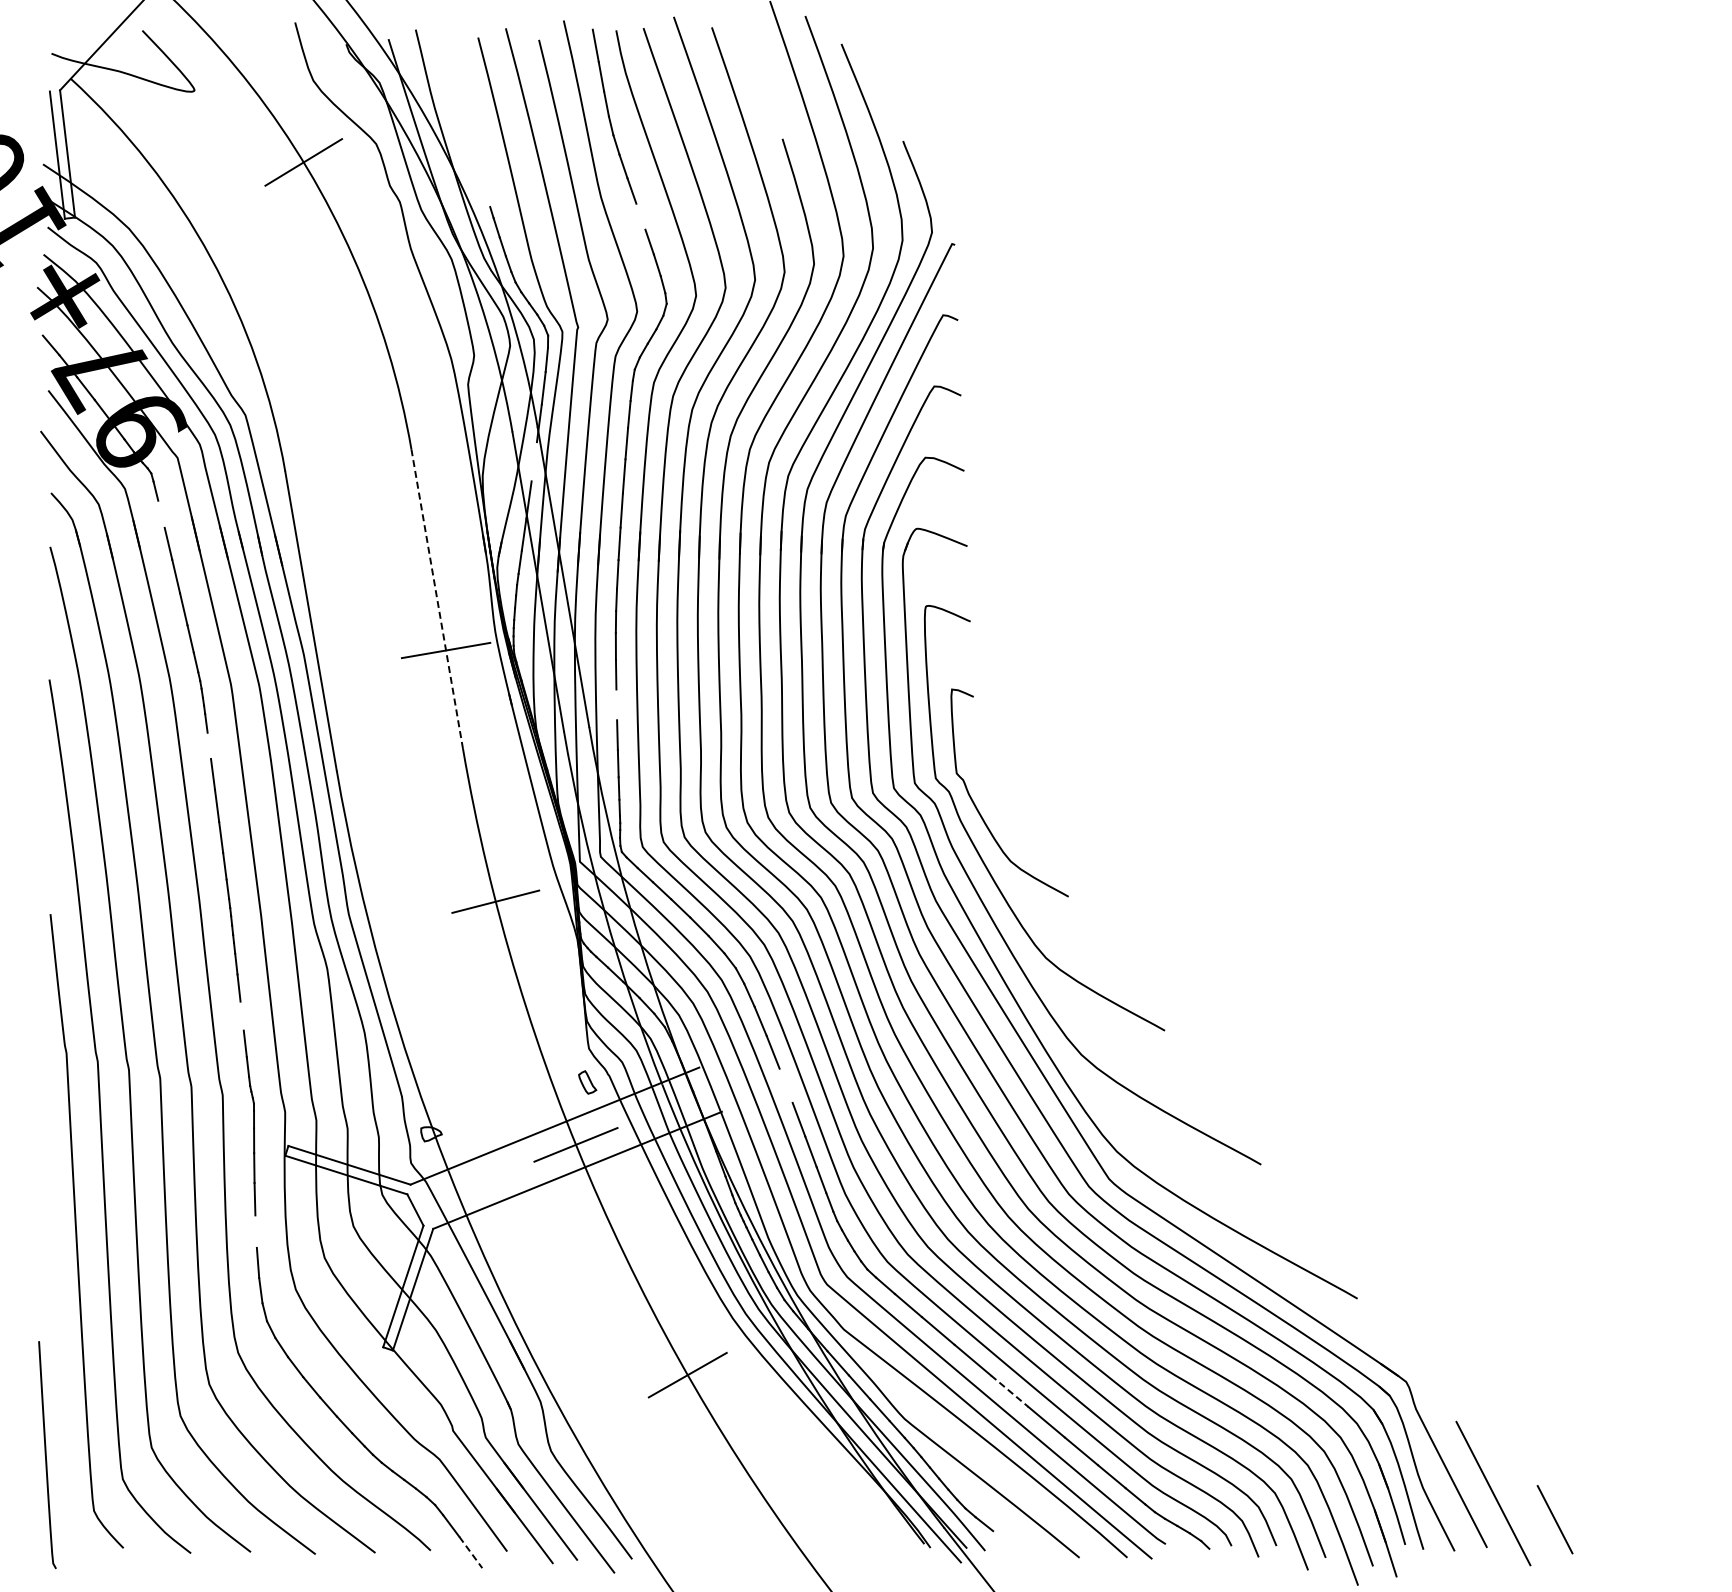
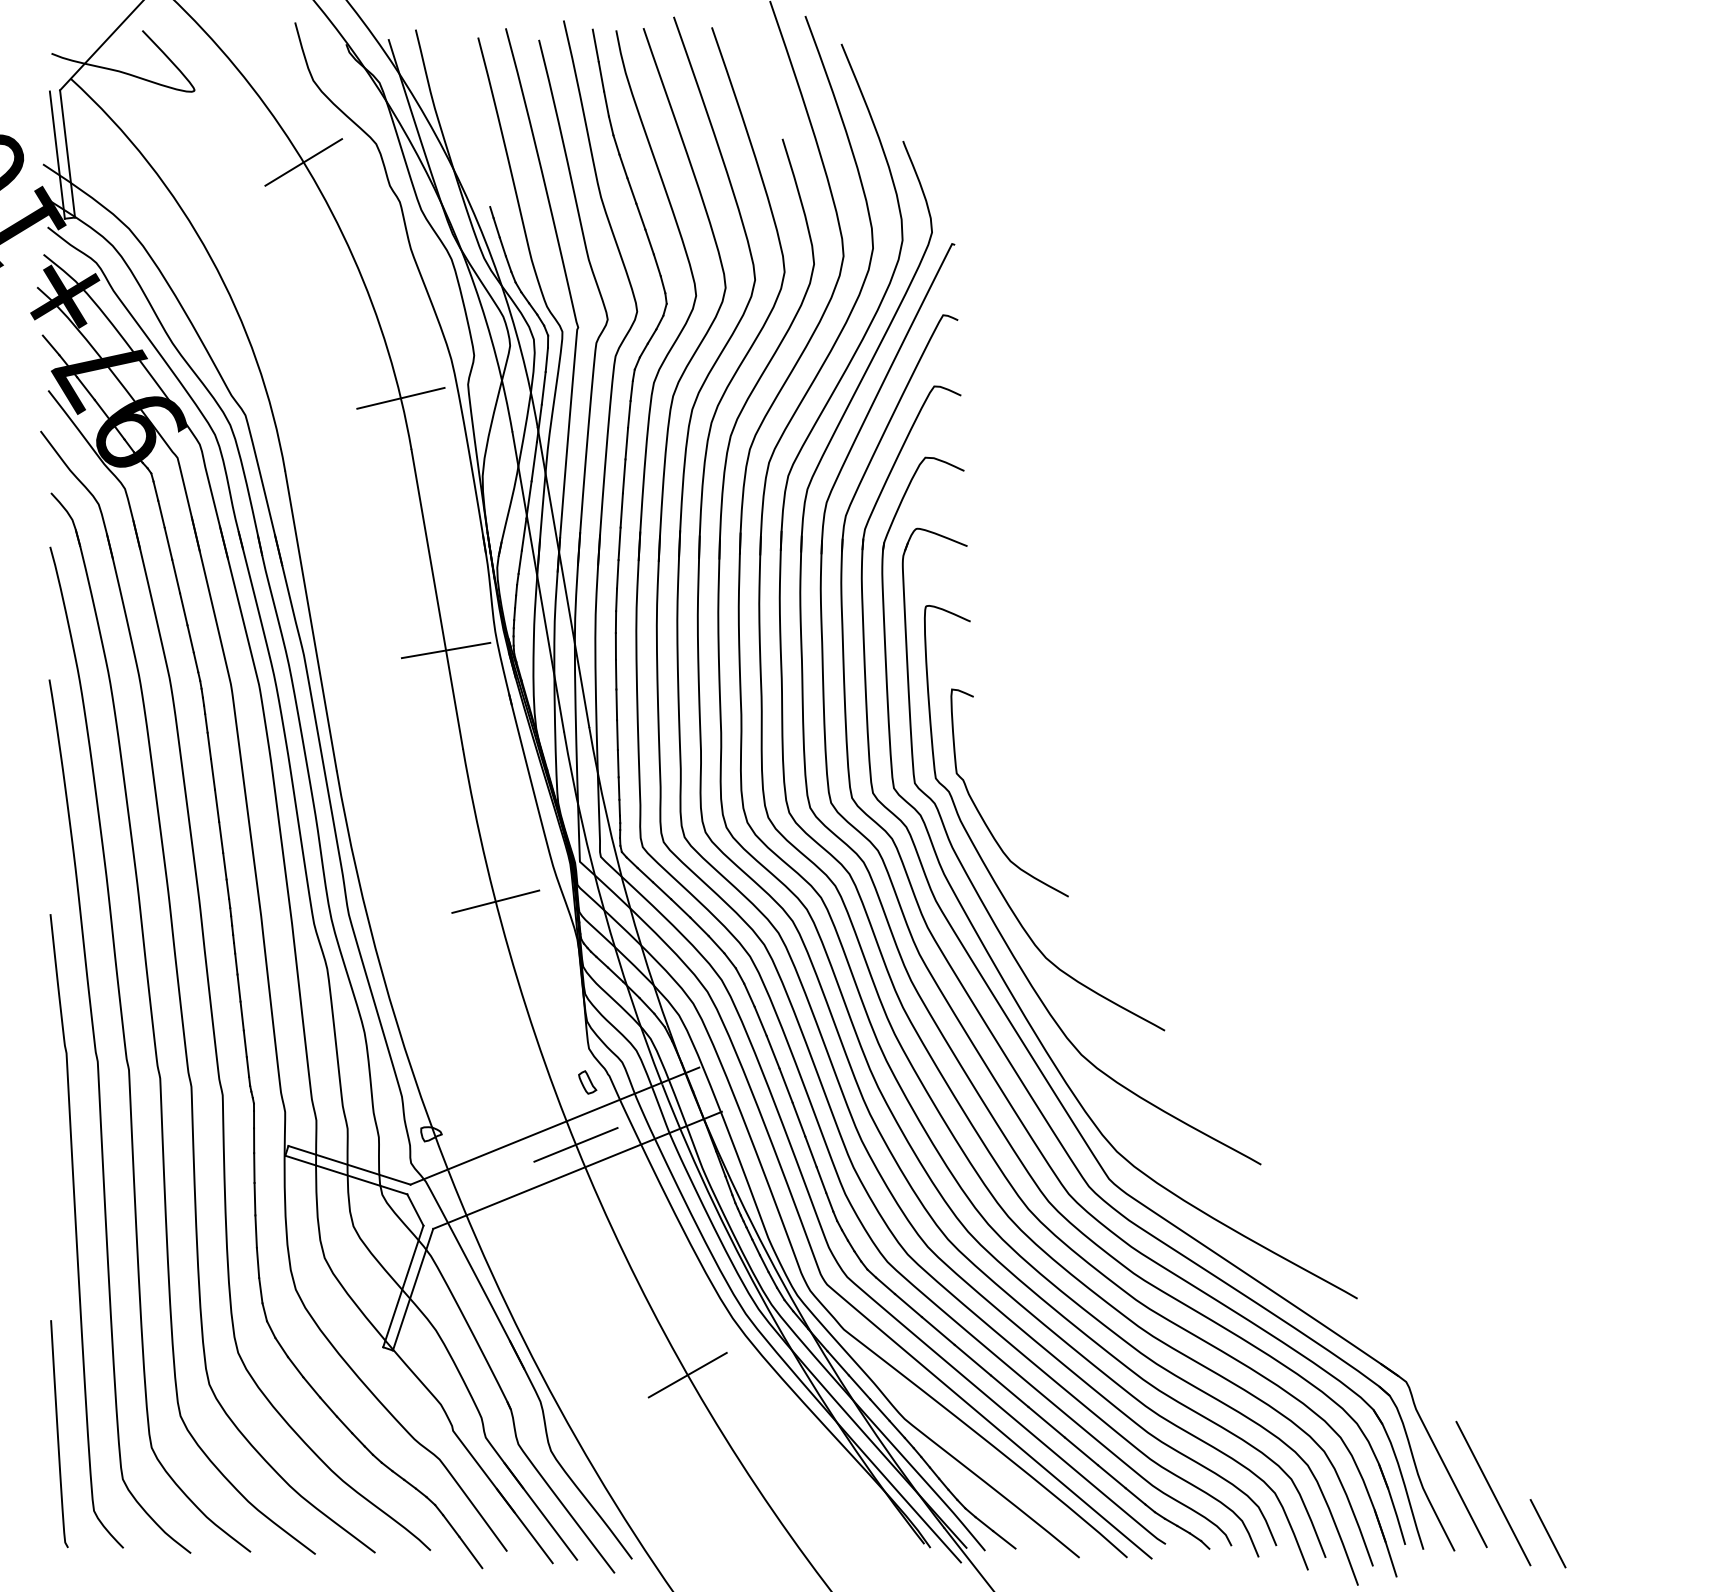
line: none -> present (640, 216)
line: none -> present (400, 397)
line: none -> present (533, 461)
line: none -> present (161, 513)
line: dashed -> solid (437, 599)
line: none -> present (616, 704)
line: none -> present (209, 745)
line: none -> present (241, 1015)
line: none -> present (785, 1085)
line: none -> present (255, 1231)
line: dashed -> solid (1010, 1391)
curve position: (46, 1455) -> (58, 1434) (58, 1434)
line position: (1554, 1519) -> (1547, 1533) (1547, 1533)
line: none -> present (1004, 1539)
line: dashed -> solid (471, 1552)
